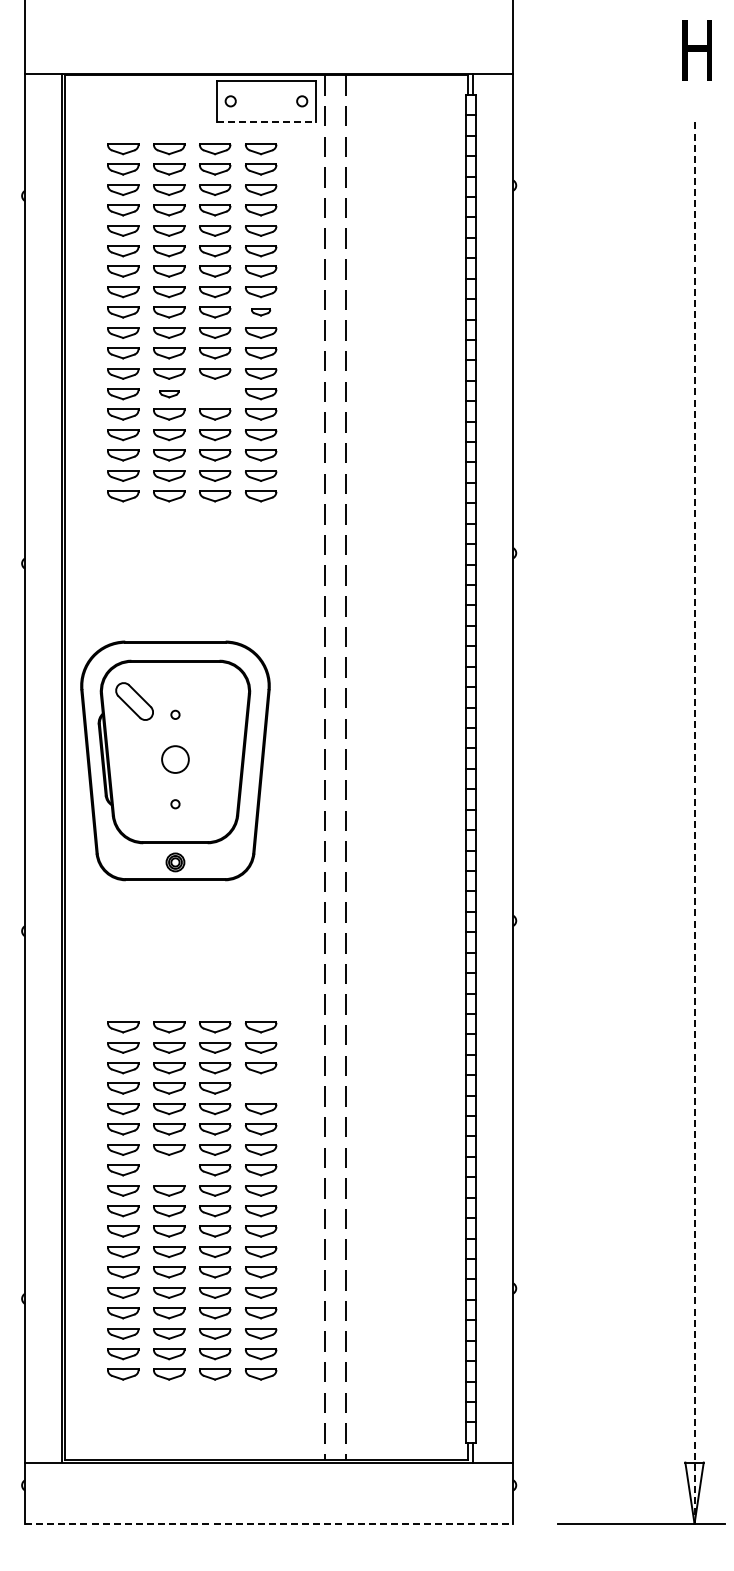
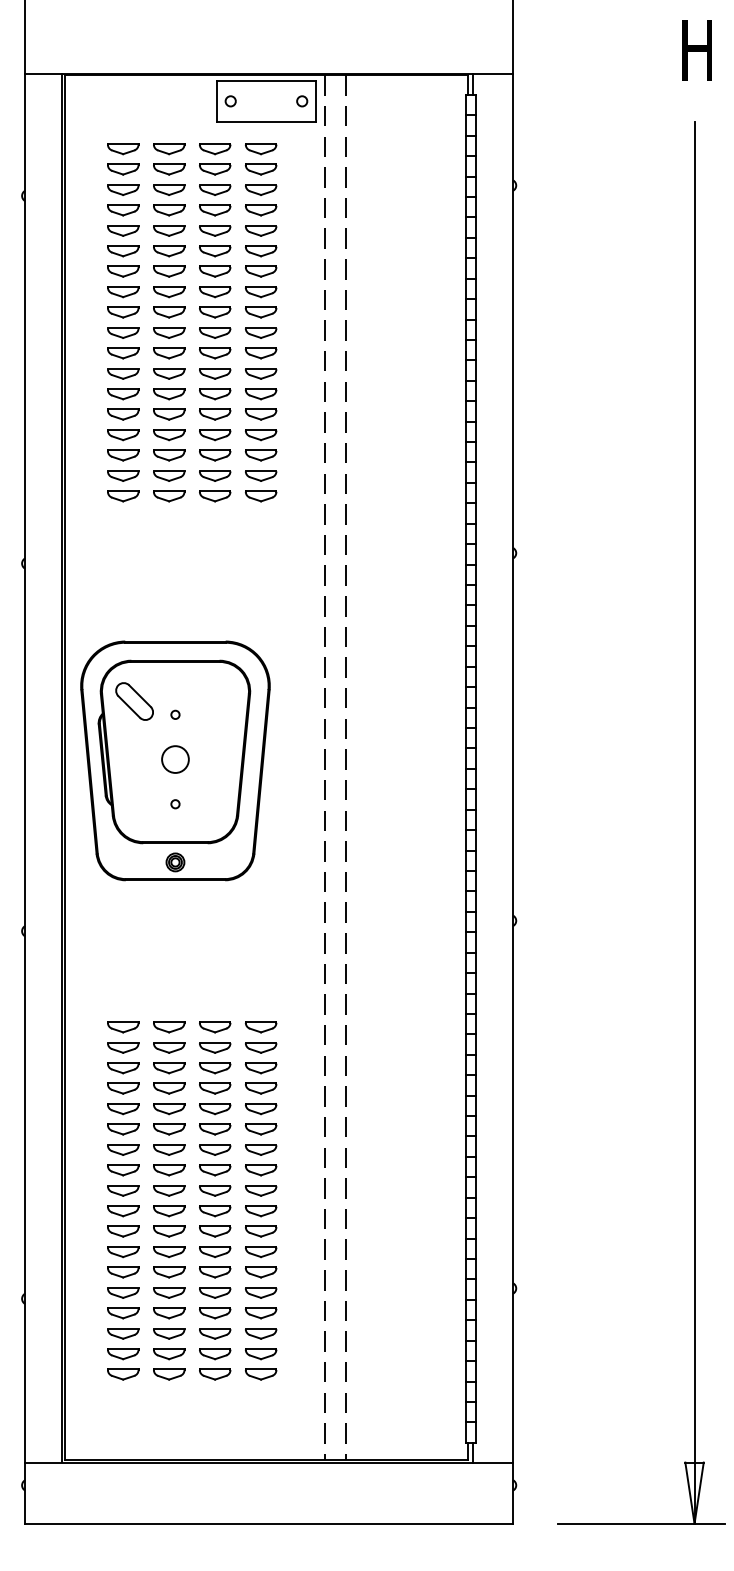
line: dashed -> solid (266, 121)
part size: 21x9 px -> 34x13 px (260, 312)
part size: 21x9 px -> 33x13 px (169, 394)
part: none -> present (215, 394)
line: dashed -> solid (694, 823)
part: none -> present (261, 1088)
part: none -> present (169, 1170)
line: dashed -> solid (269, 1523)
